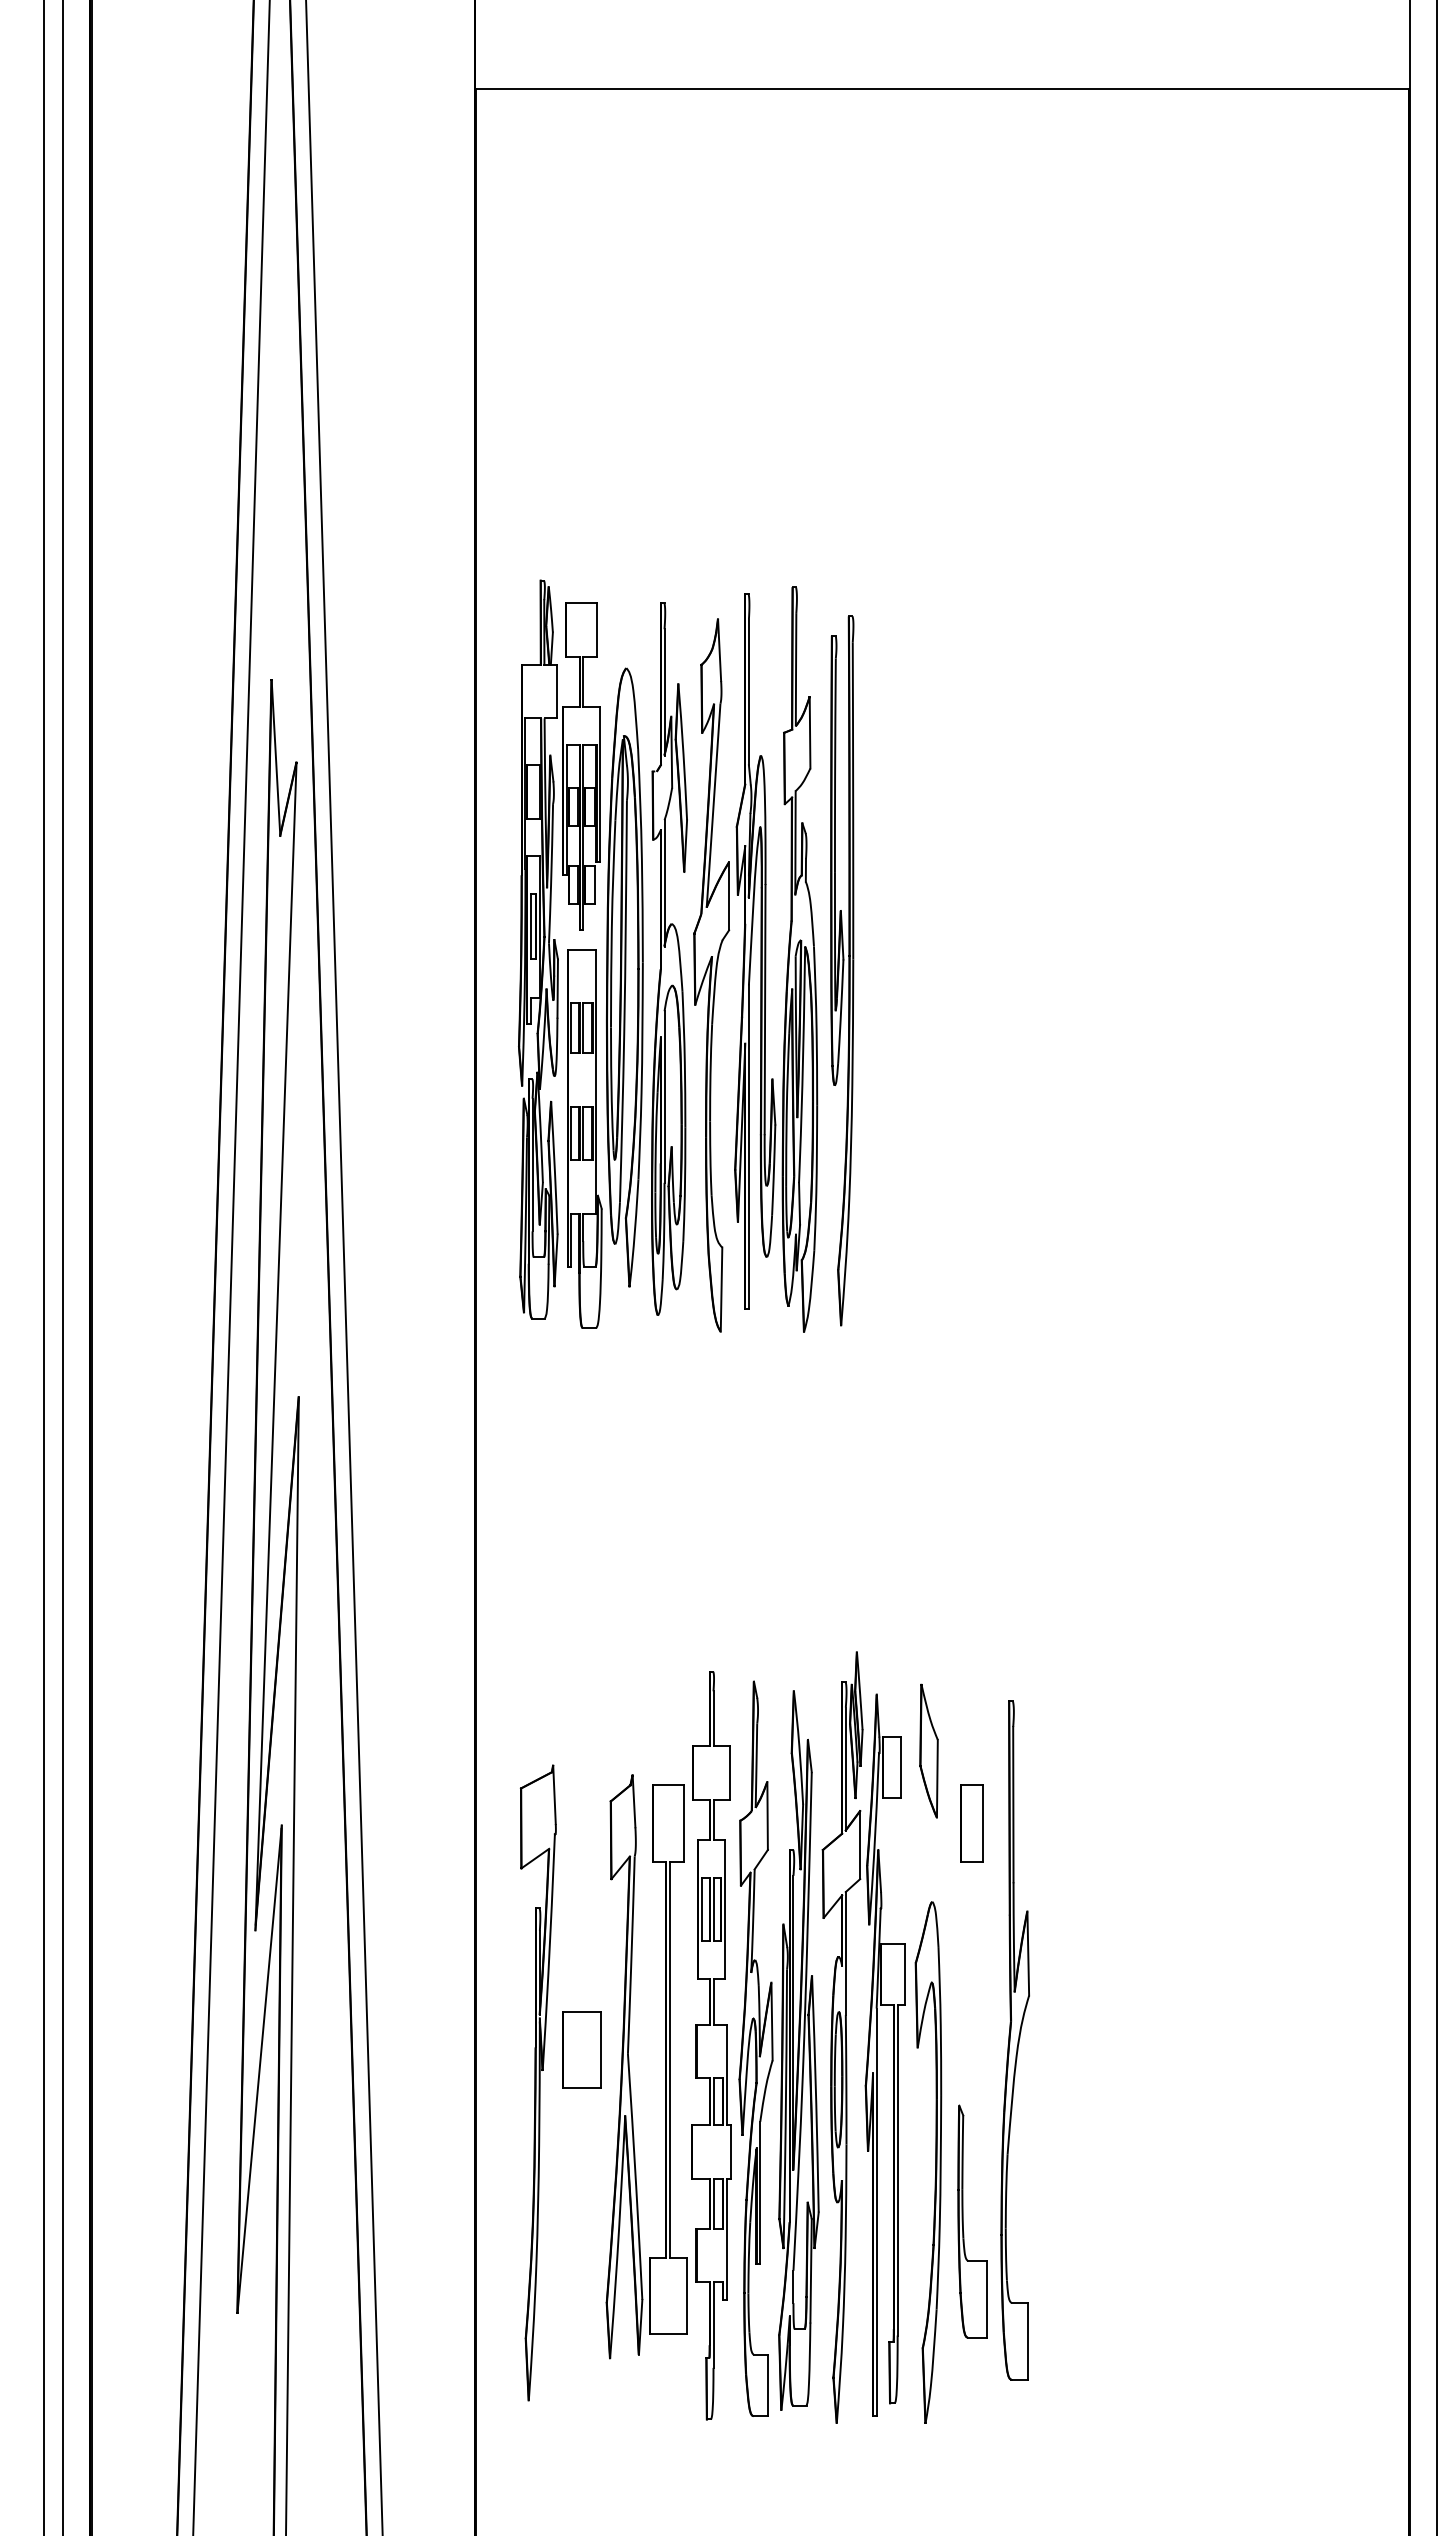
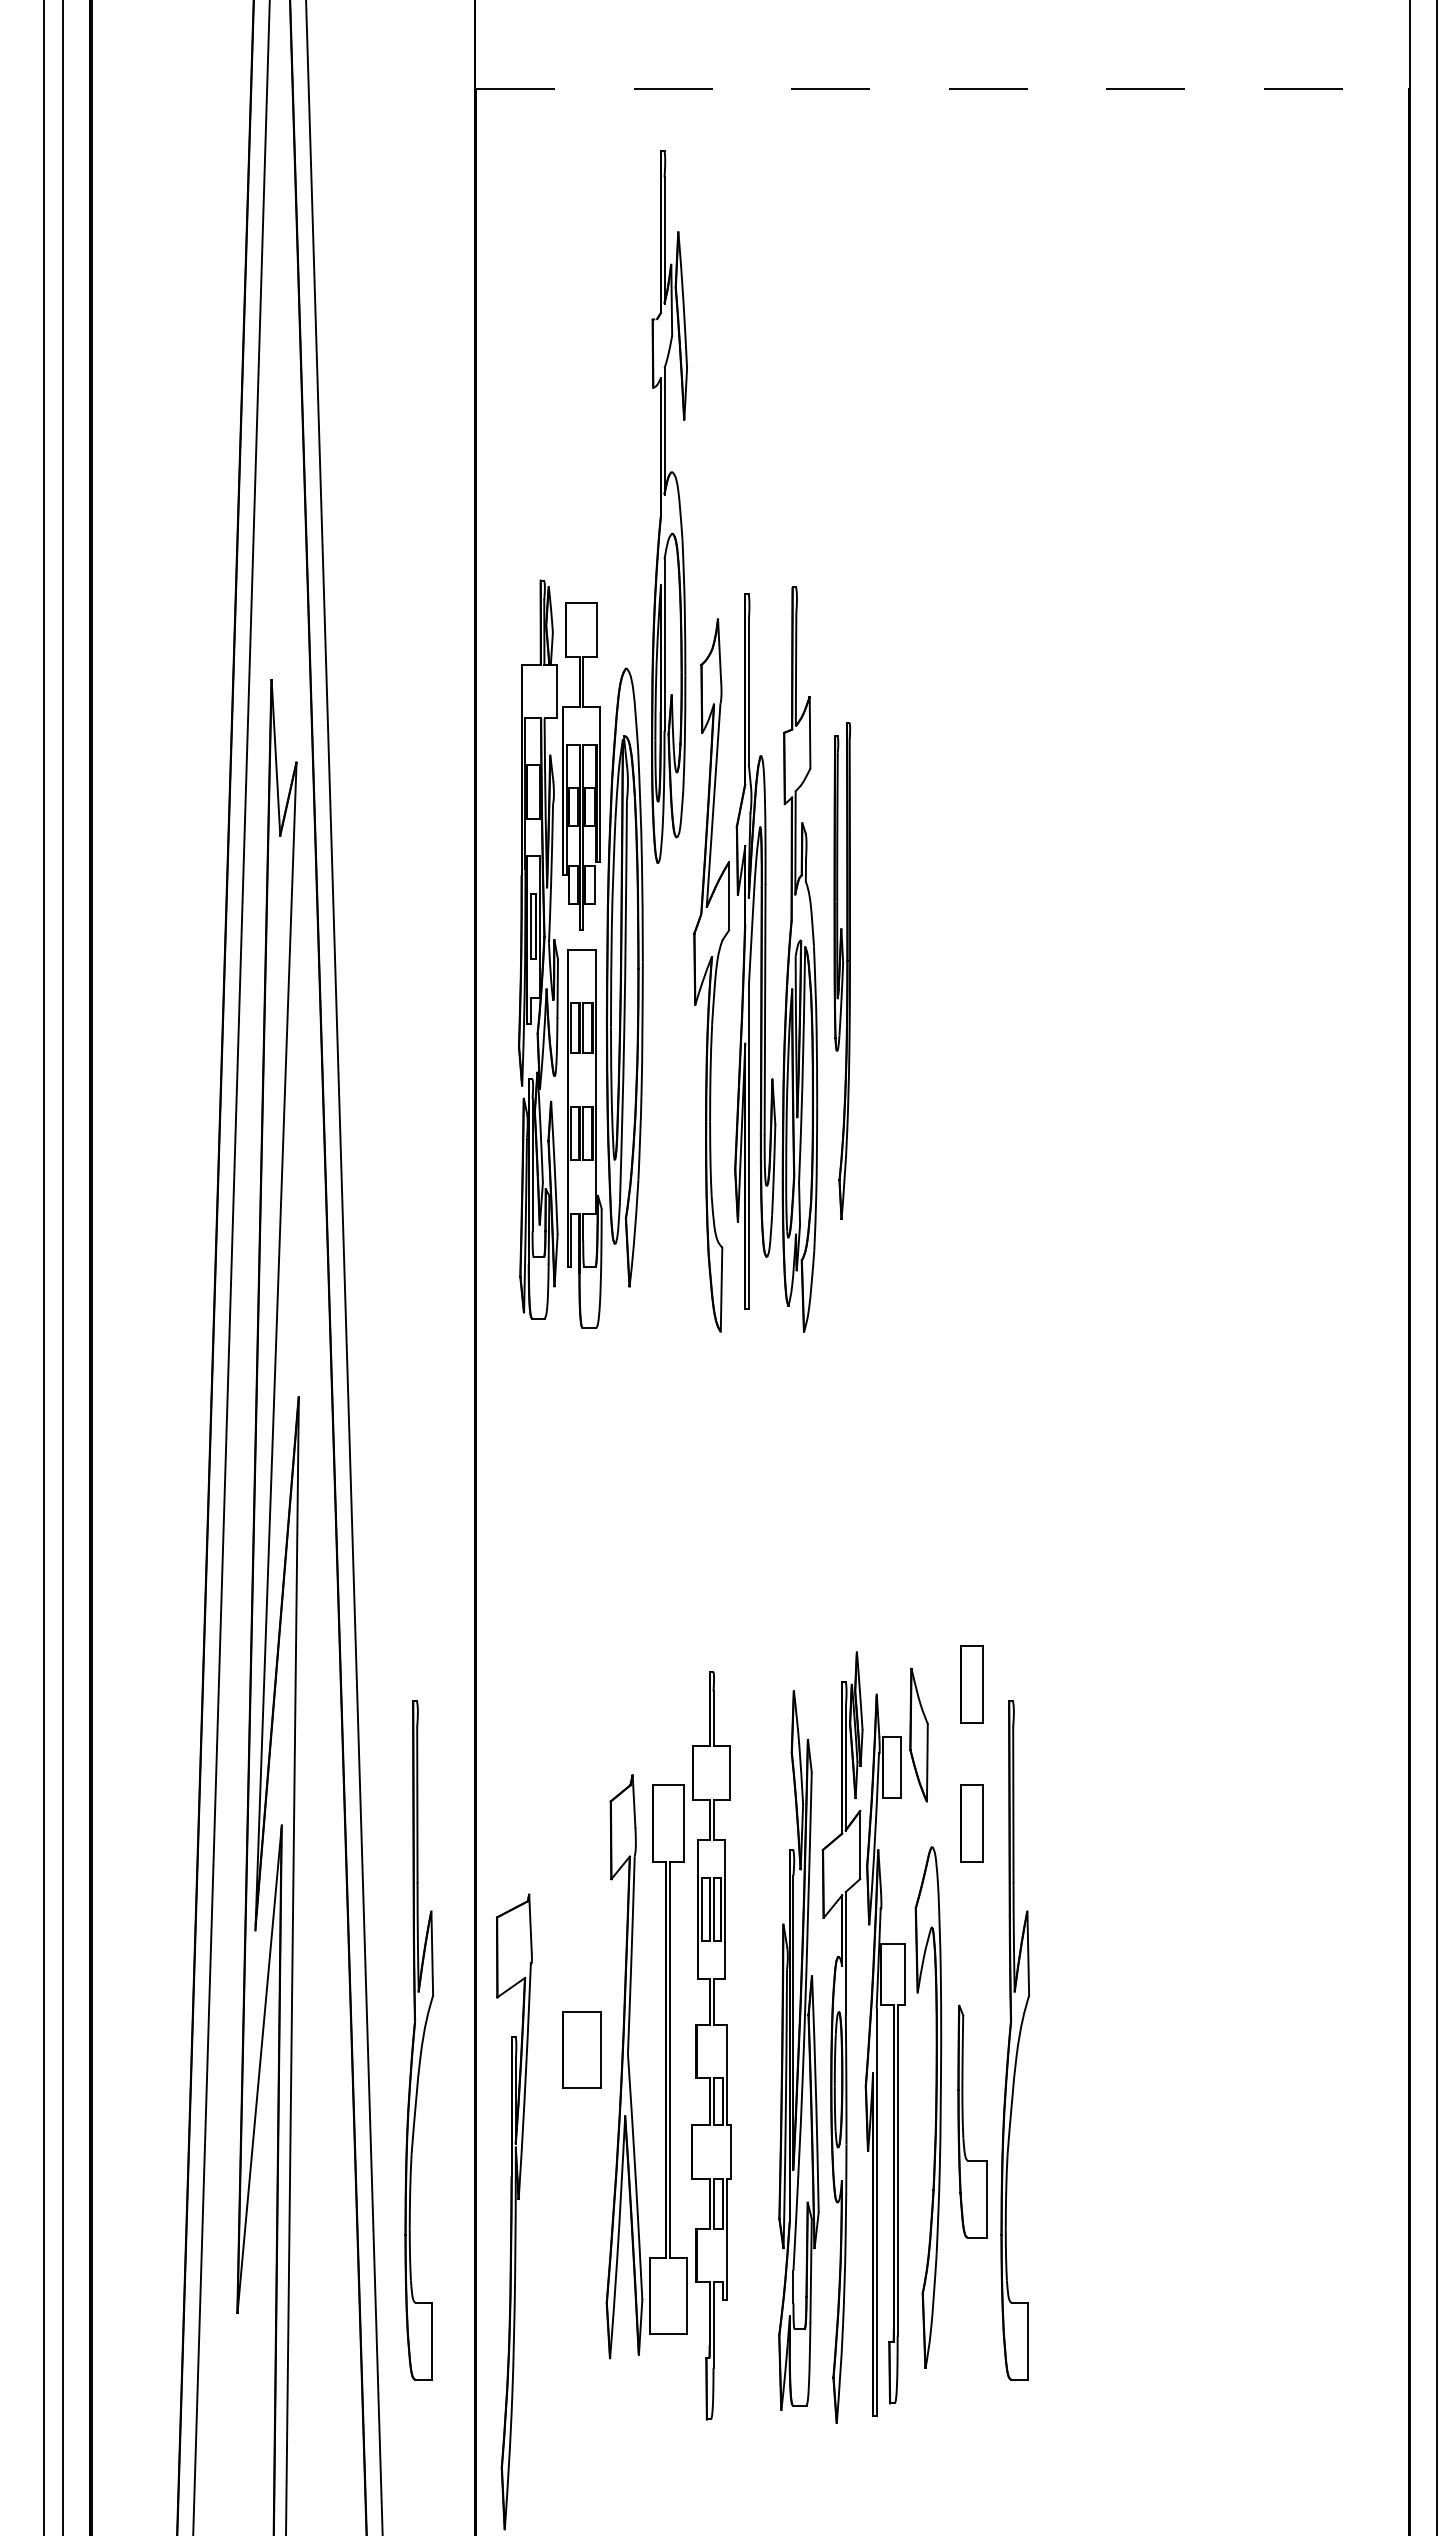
line: solid -> dashed (943, 89)
part position: (669, 958) -> (669, 506) (669, 506)
part size: 25x712 px -> 19x498 px (842, 970)
part: none -> present (971, 1684)
part position: (928, 1750) -> (918, 1734) (918, 1734)
part: none -> present (418, 2040)
part: present -> none (755, 2048)
part position: (537, 2082) -> (513, 2211) (513, 2211)
part position: (935, 2162) -> (935, 2107) (935, 2107)
part position: (963, 2221) -> (963, 2121) (963, 2121)
